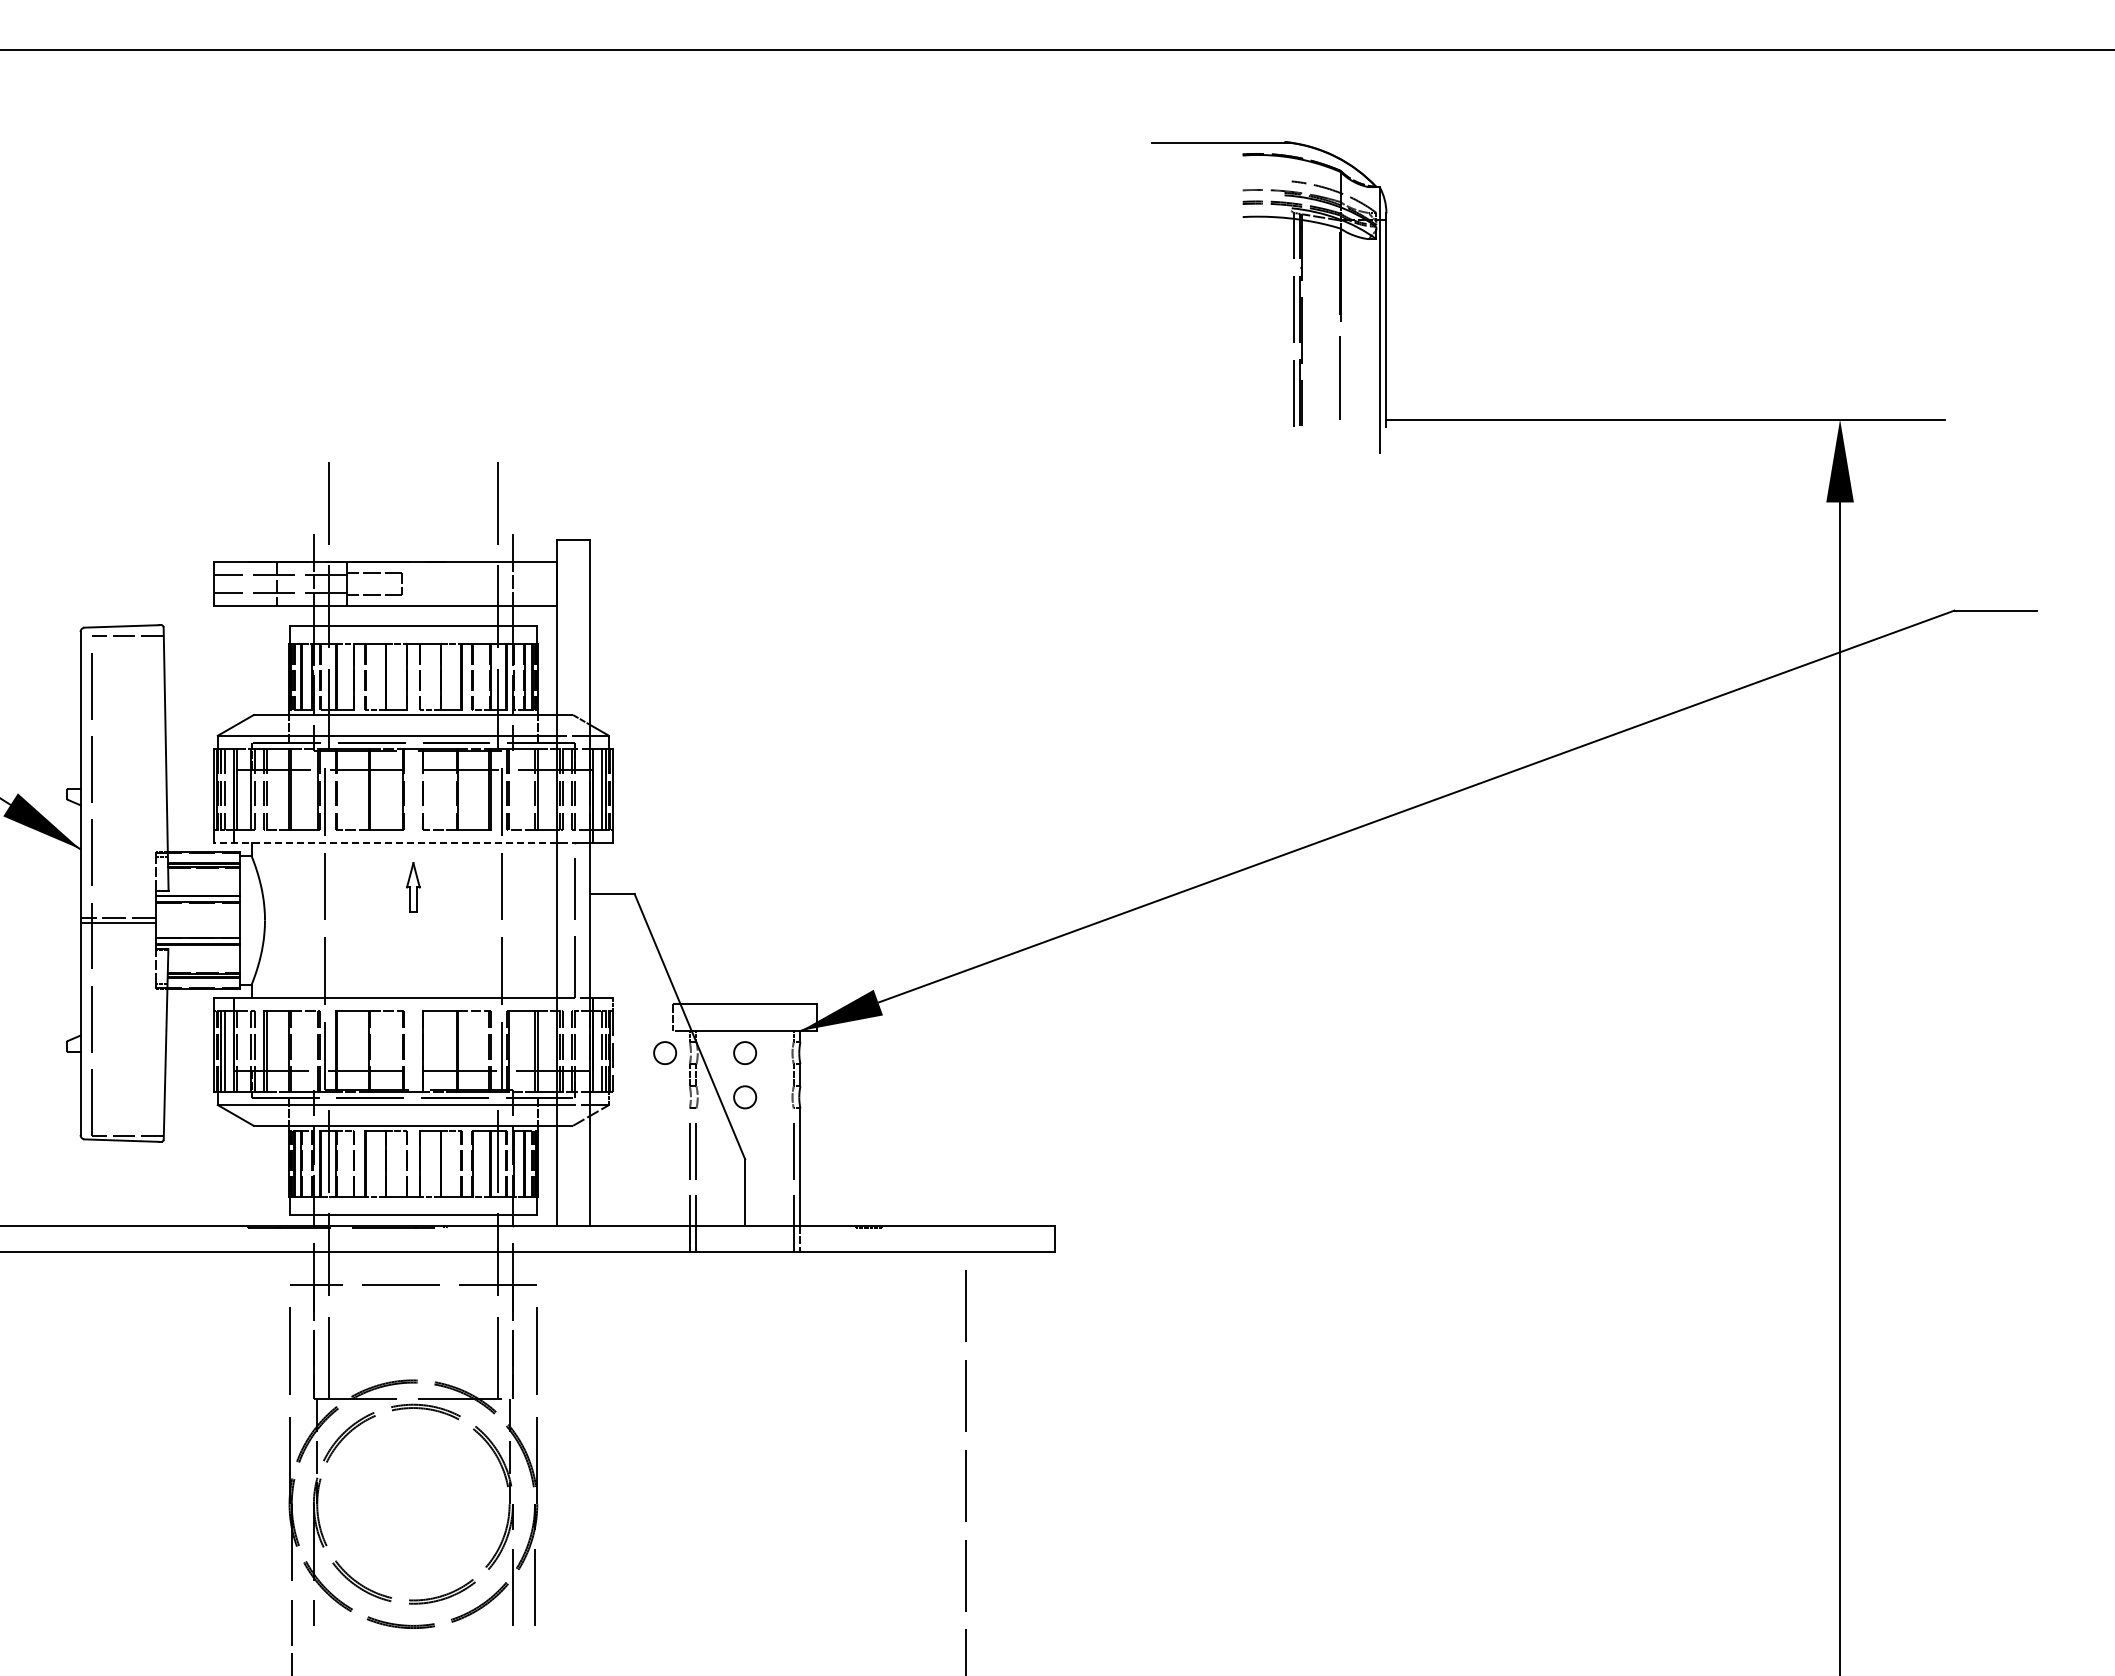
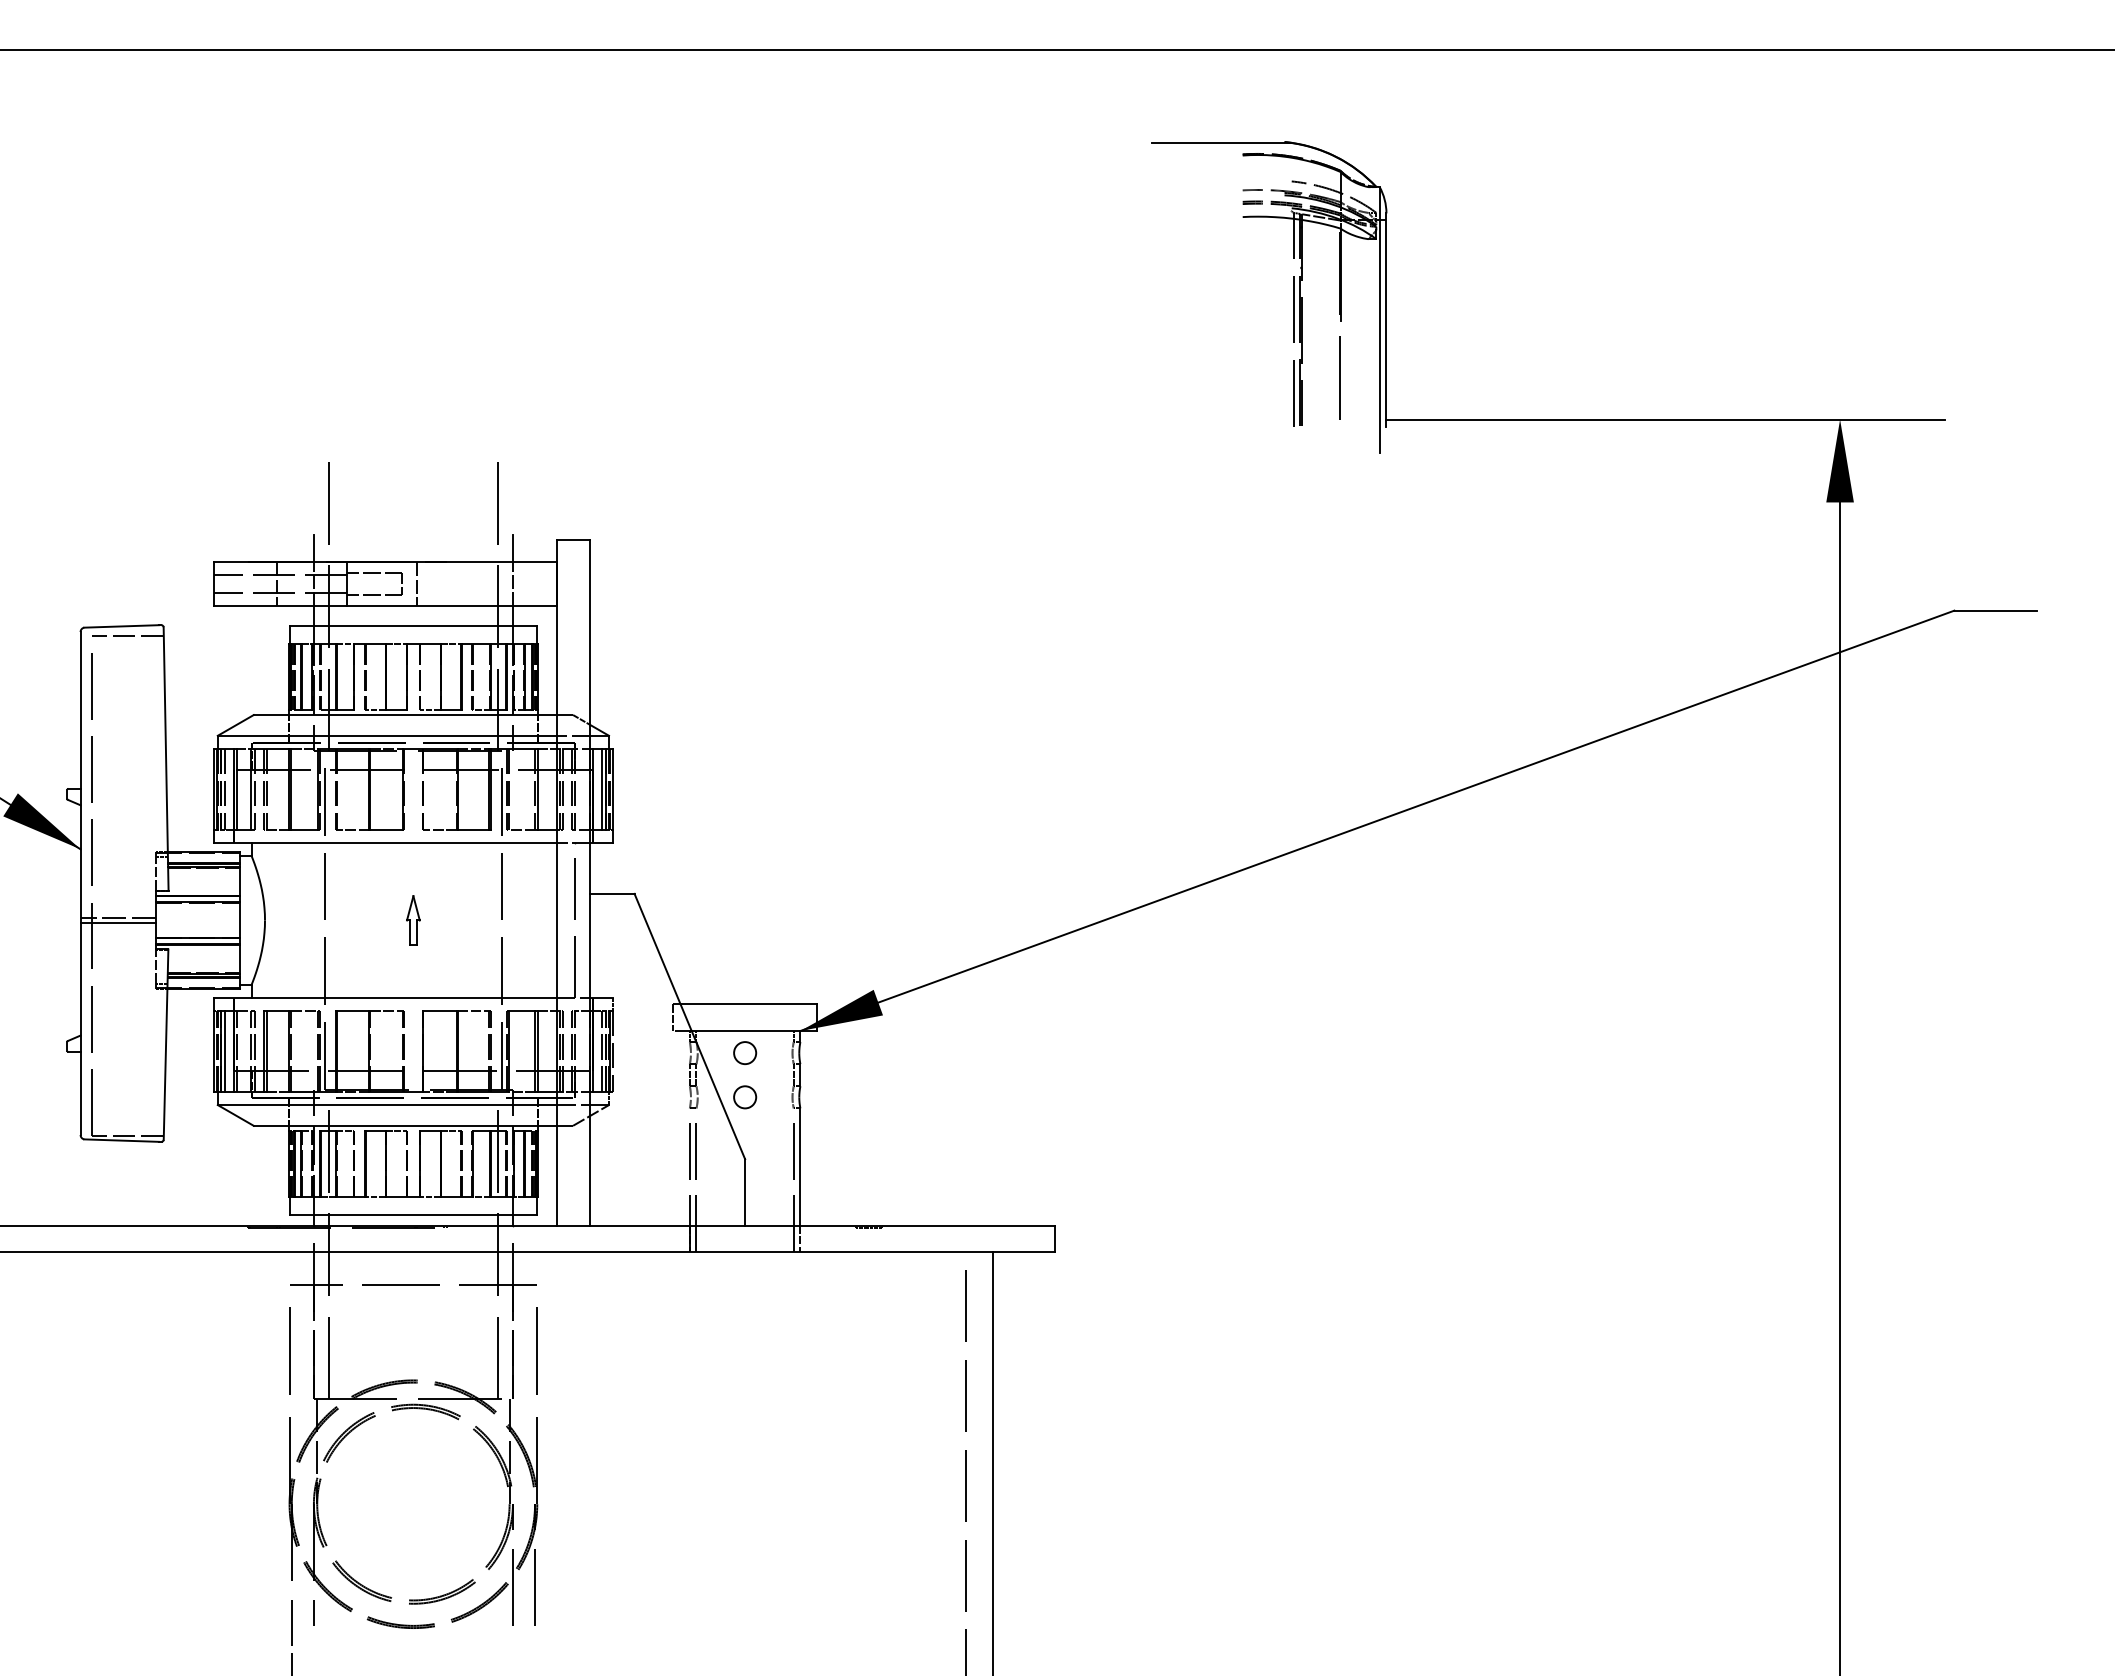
line: none -> present (416, 584)
line: dashed -> solid (385, 843)
part position: (413, 887) -> (413, 920) (413, 920)
part: present -> none (665, 1052)
line: none -> present (992, 1462)
